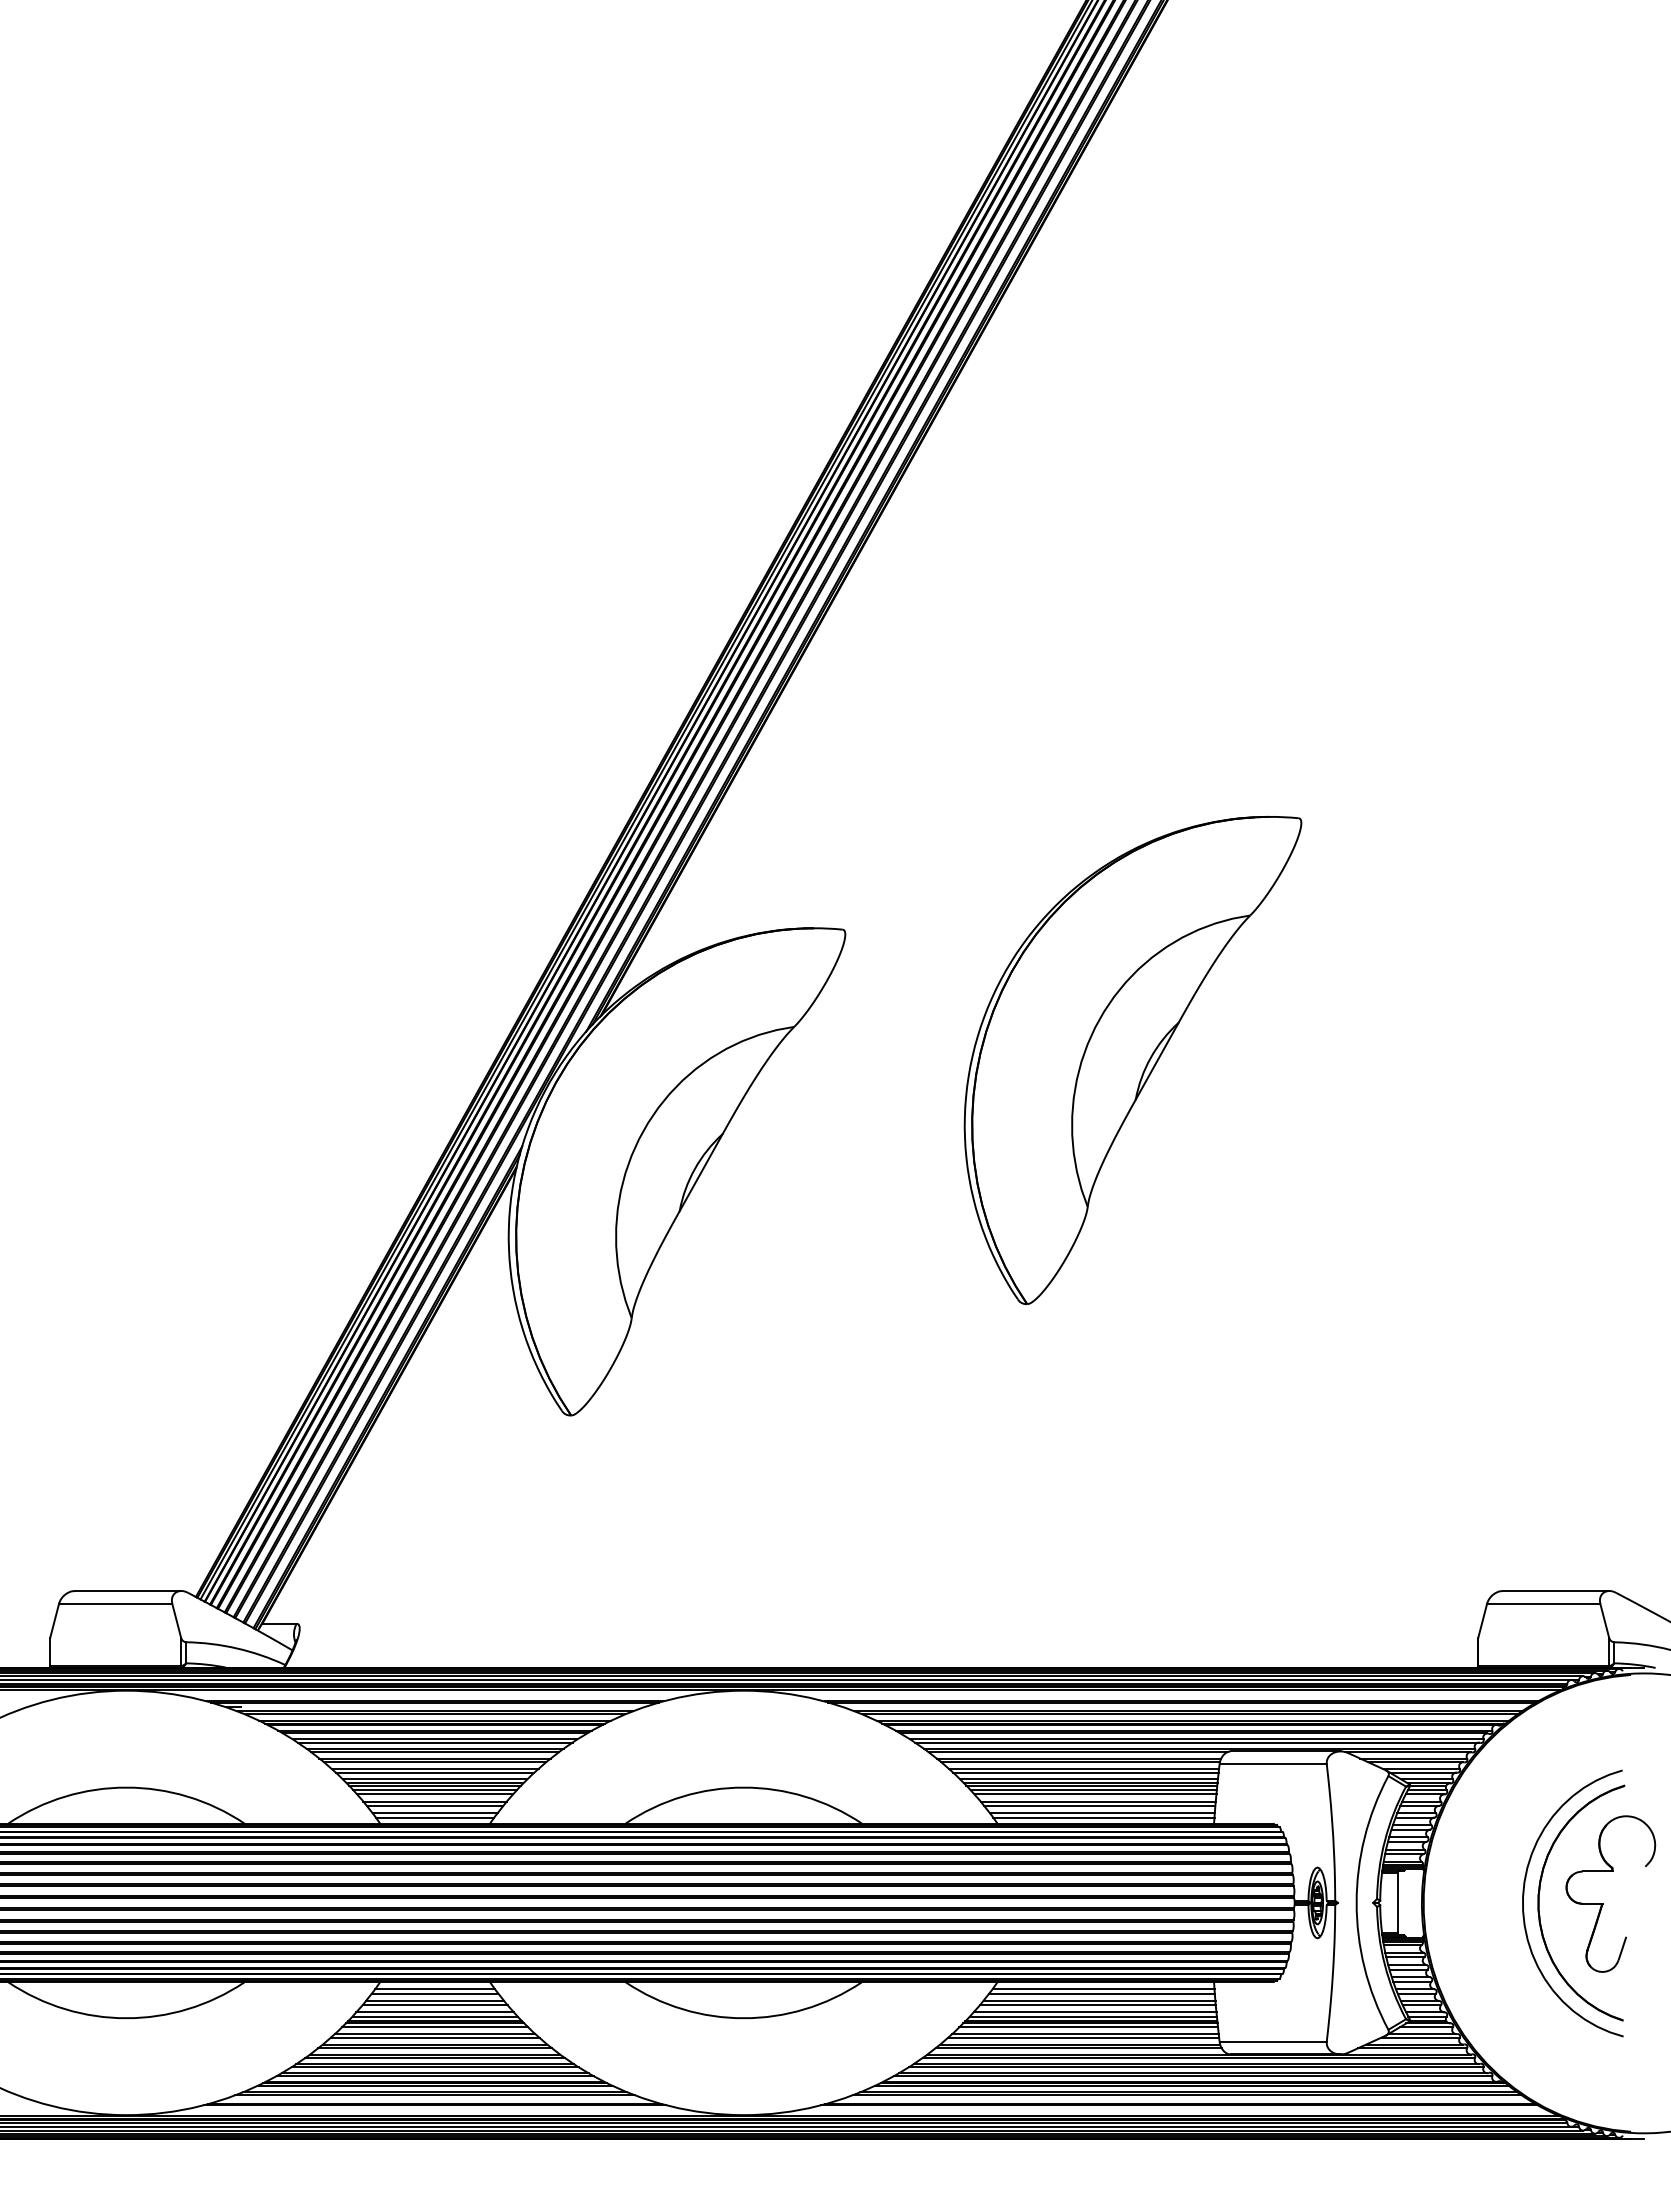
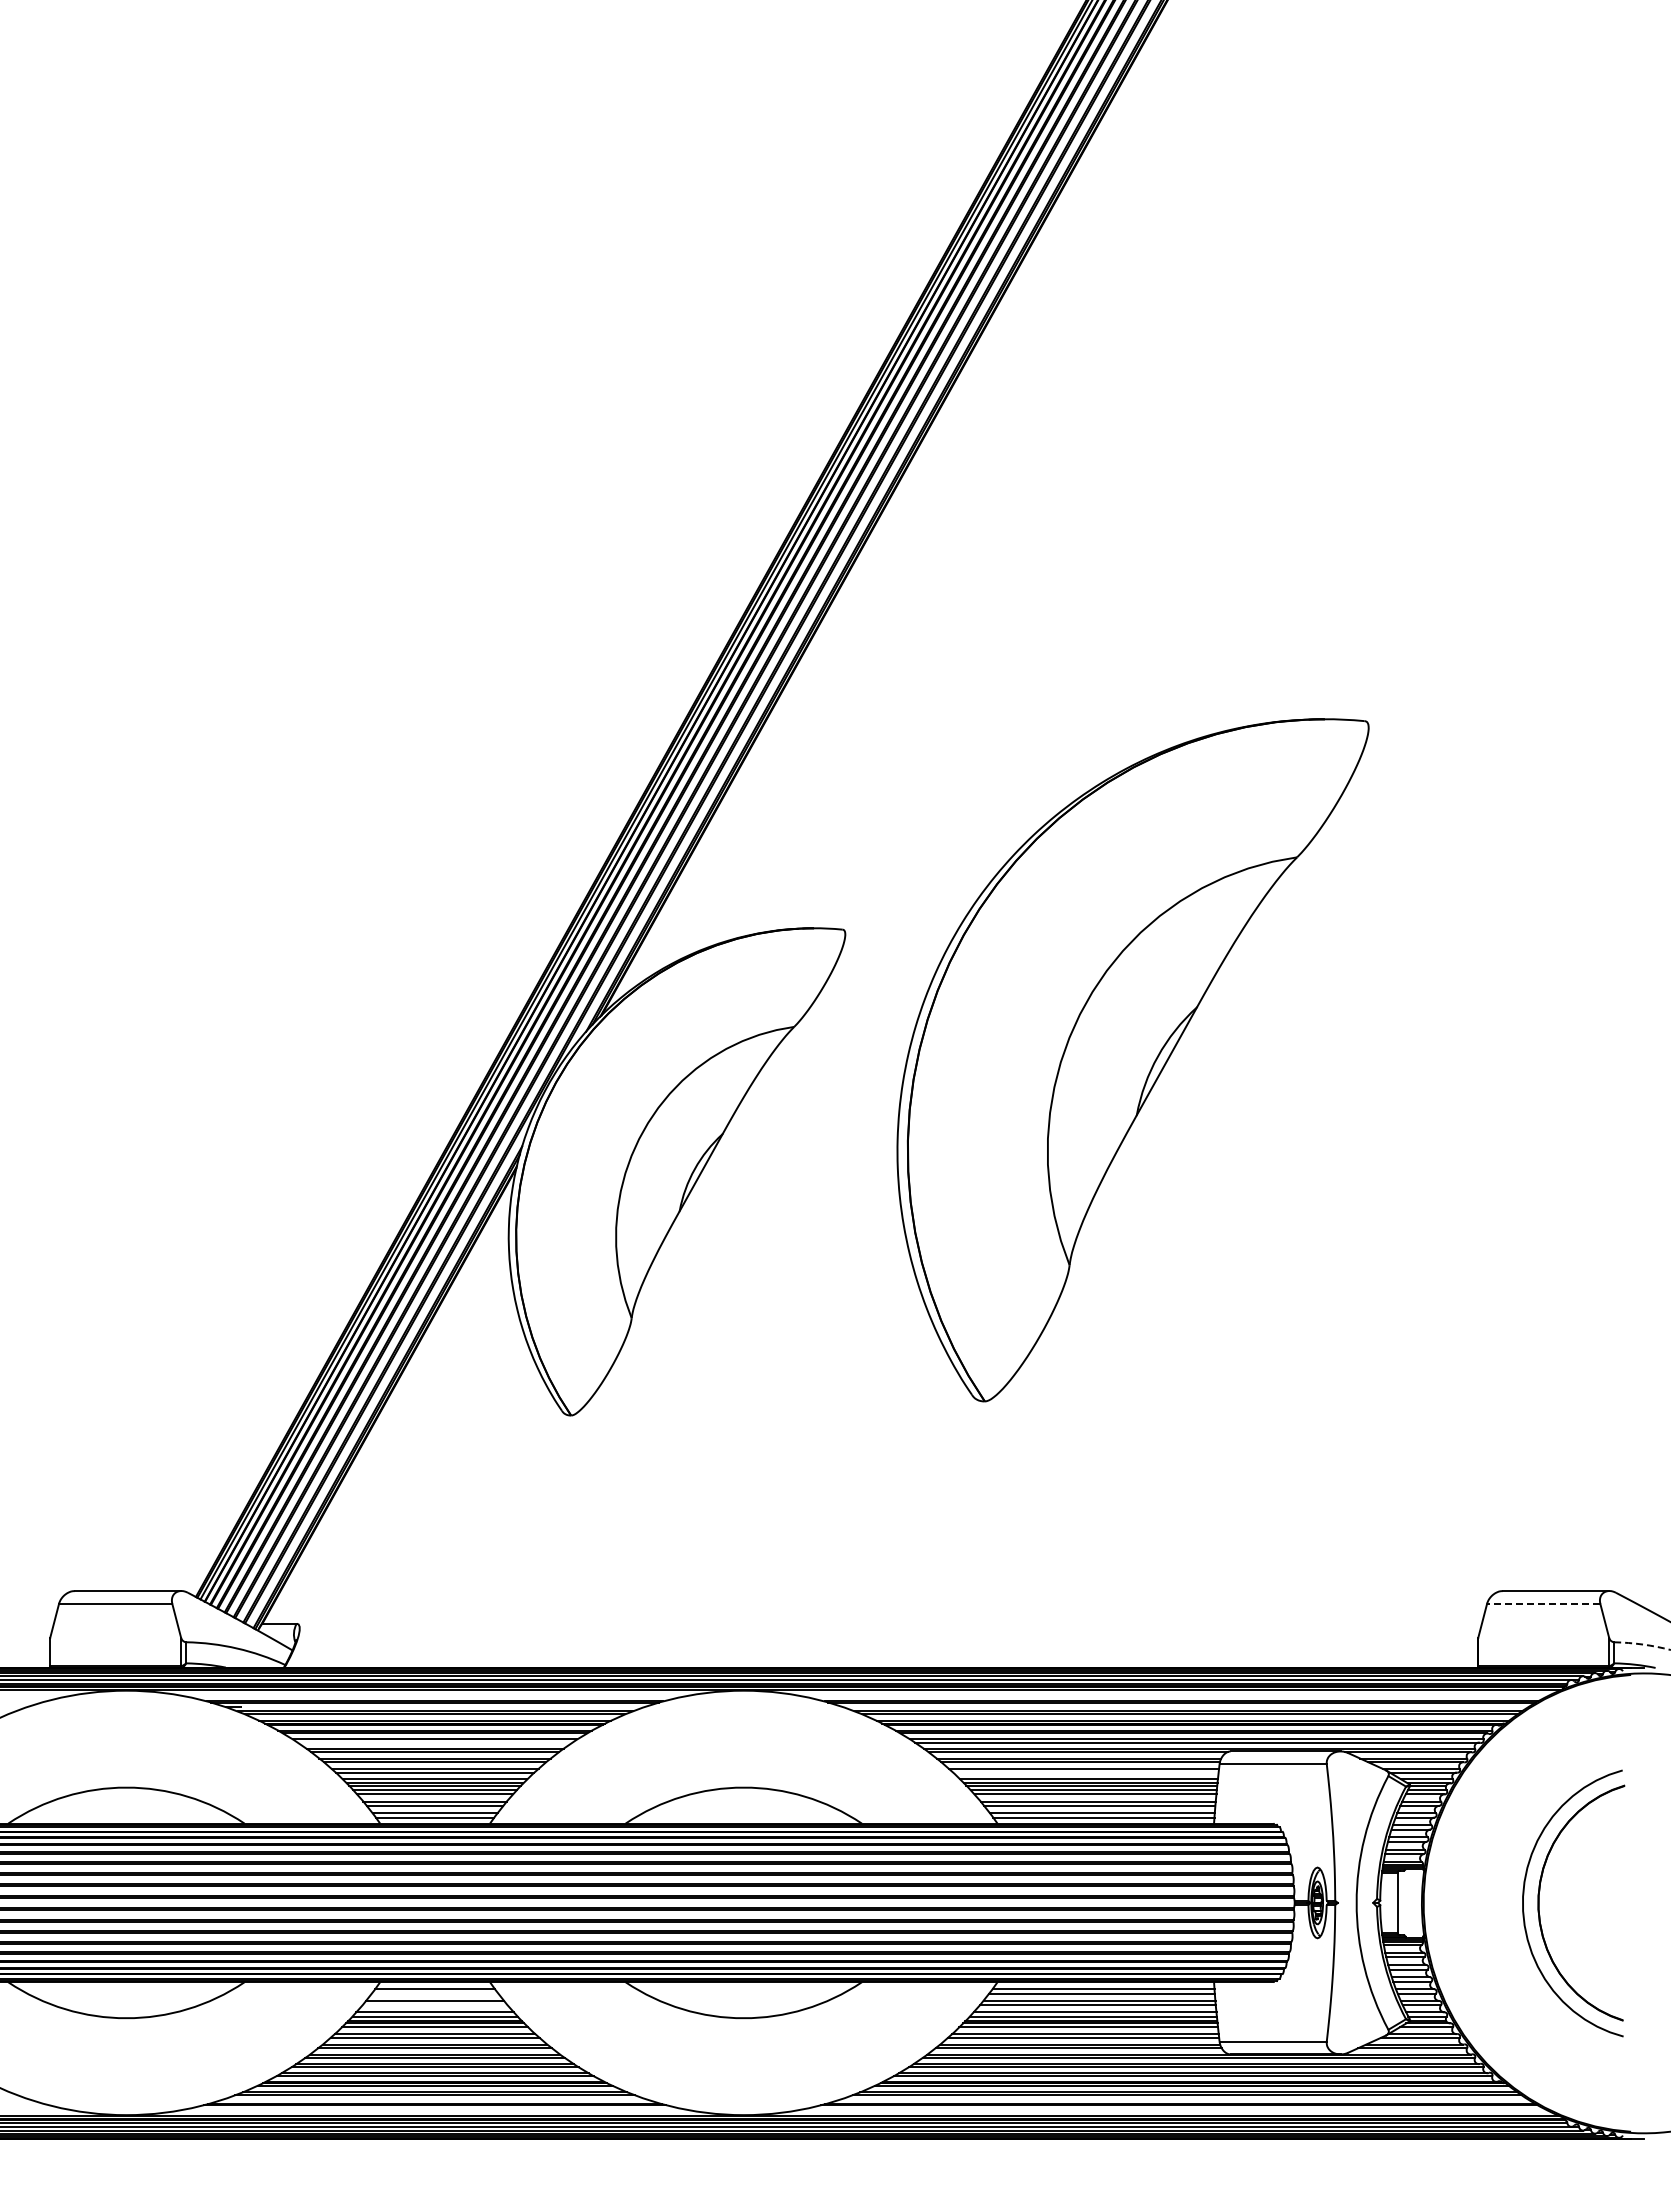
part size: 340x490 px -> 474x685 px (1132, 1060)
line: solid -> dashed (1543, 1603)
arc: solid -> dashed (1642, 1644)
line: present -> none (434, 1742)
line: present -> none (1085, 1772)
part: present -> none (1603, 1903)
line: present -> none (434, 1993)
line: present -> none (434, 2005)
